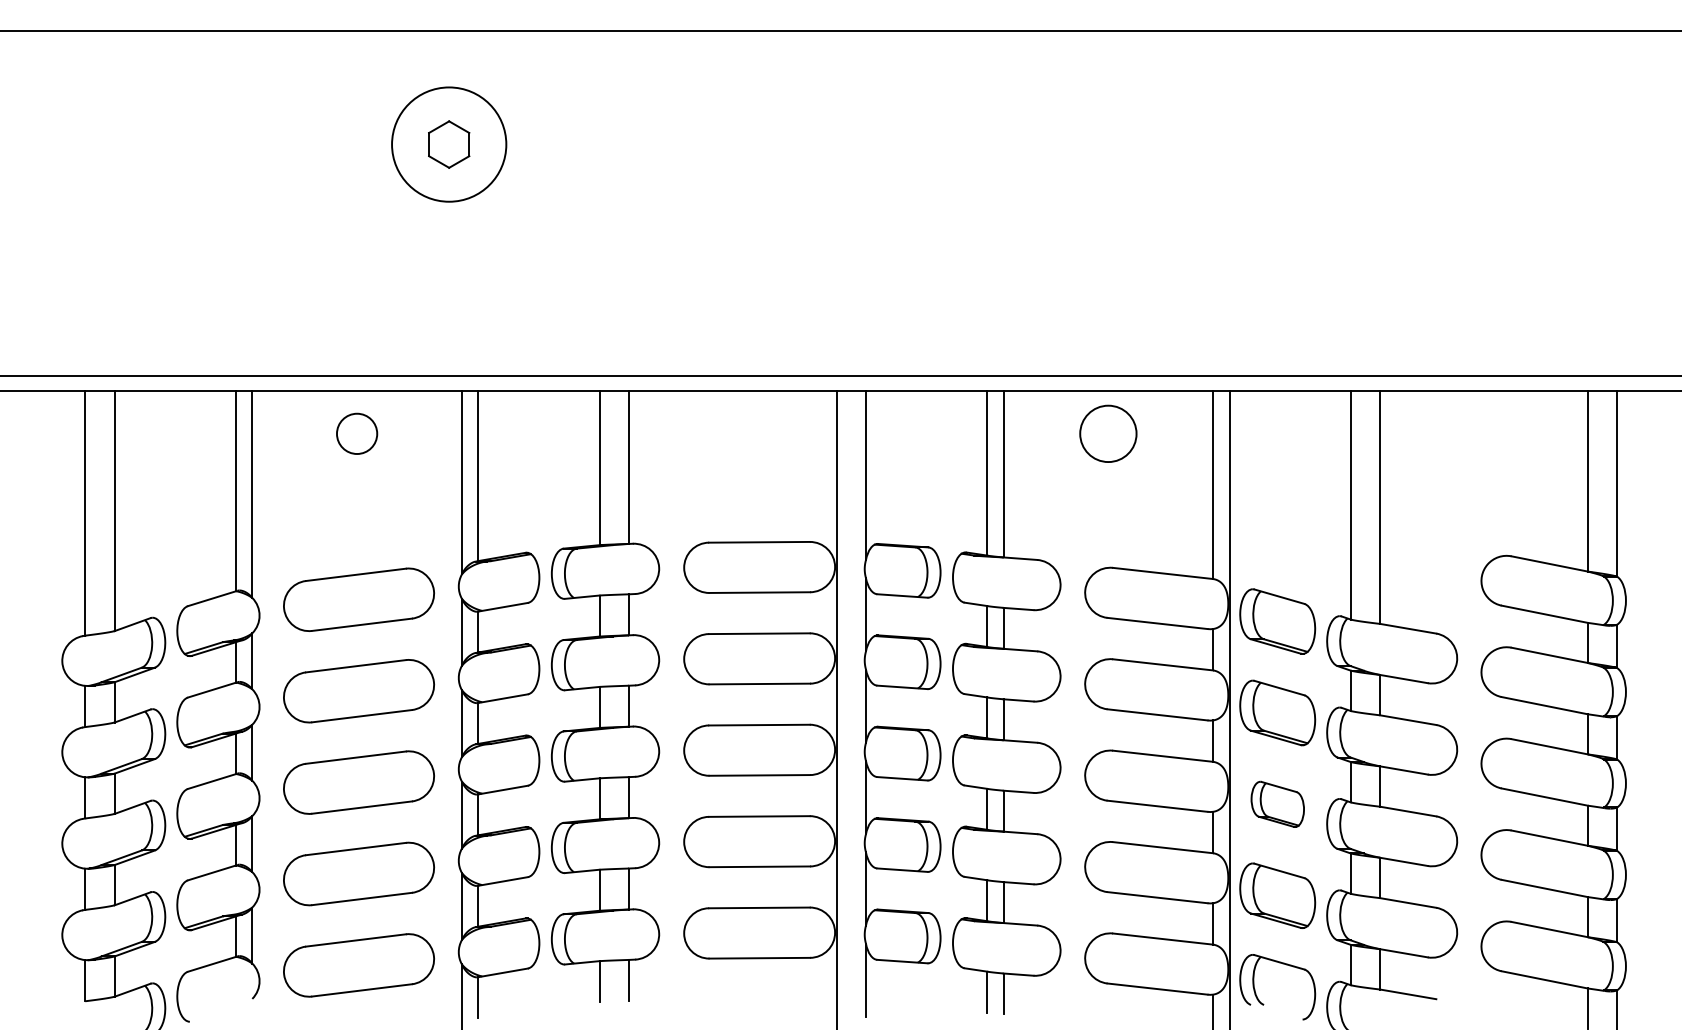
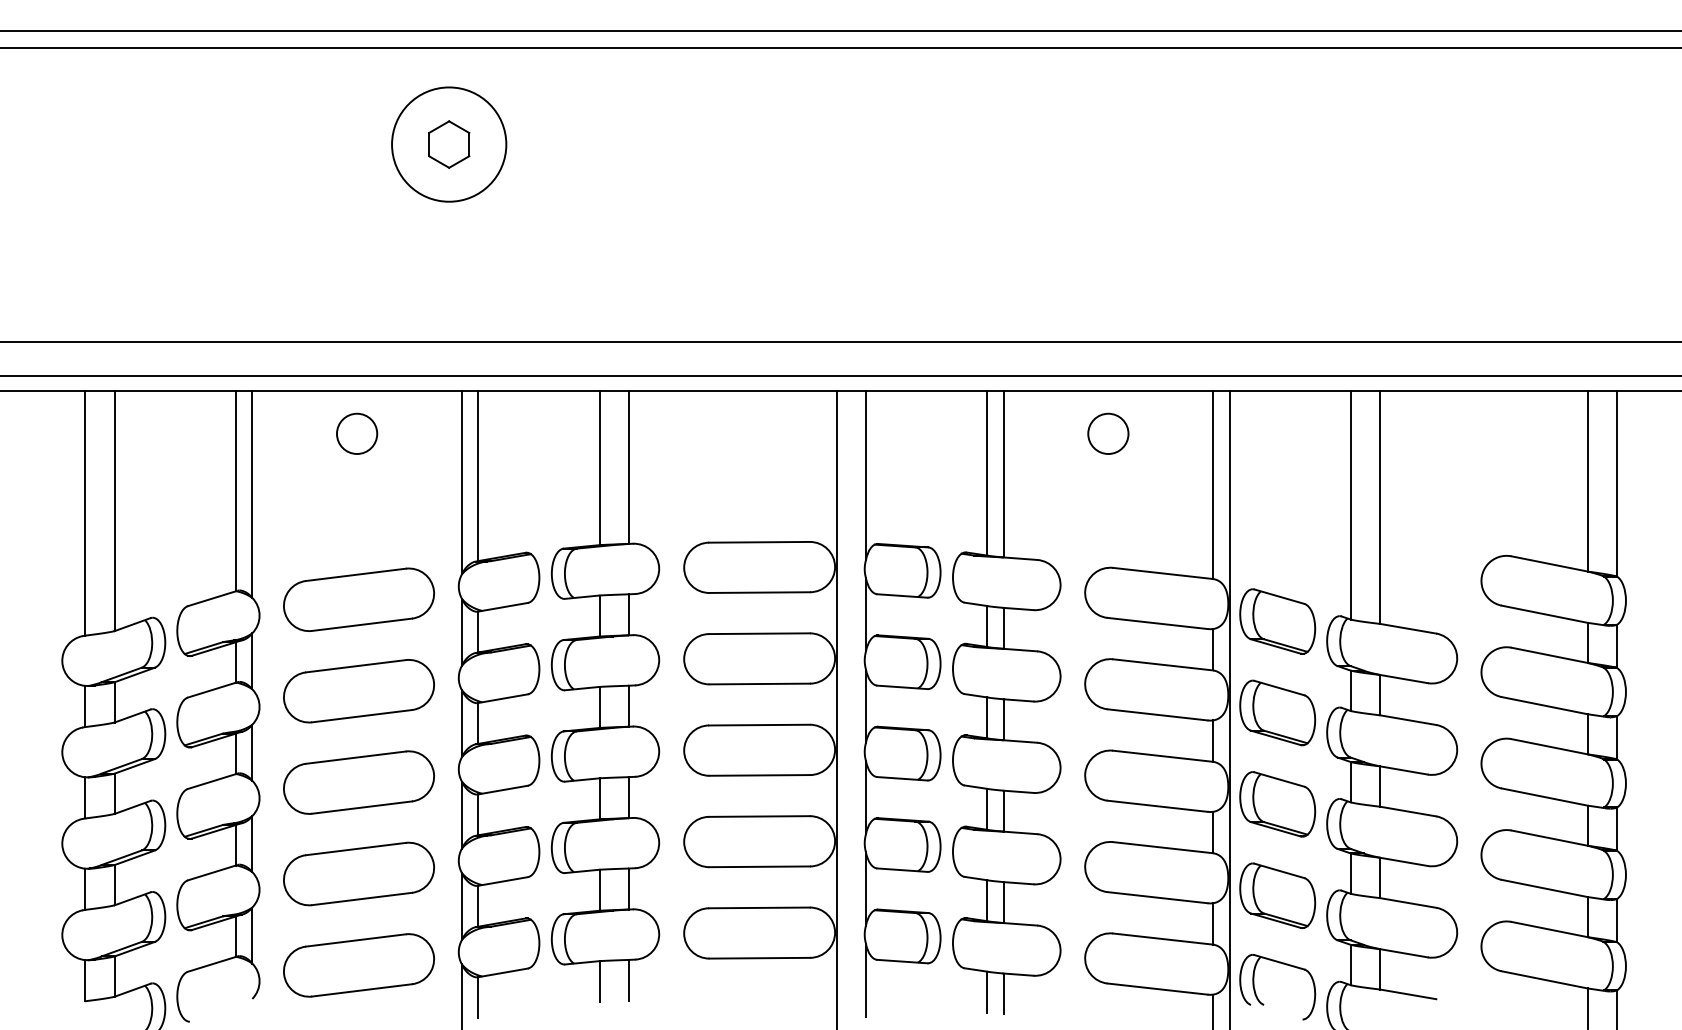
line: none -> present (840, 48)
line: none -> present (840, 342)
circle diameter: 56 px -> 40 px (1108, 433)
part size: 55x48 px -> 78x67 px (1277, 804)
